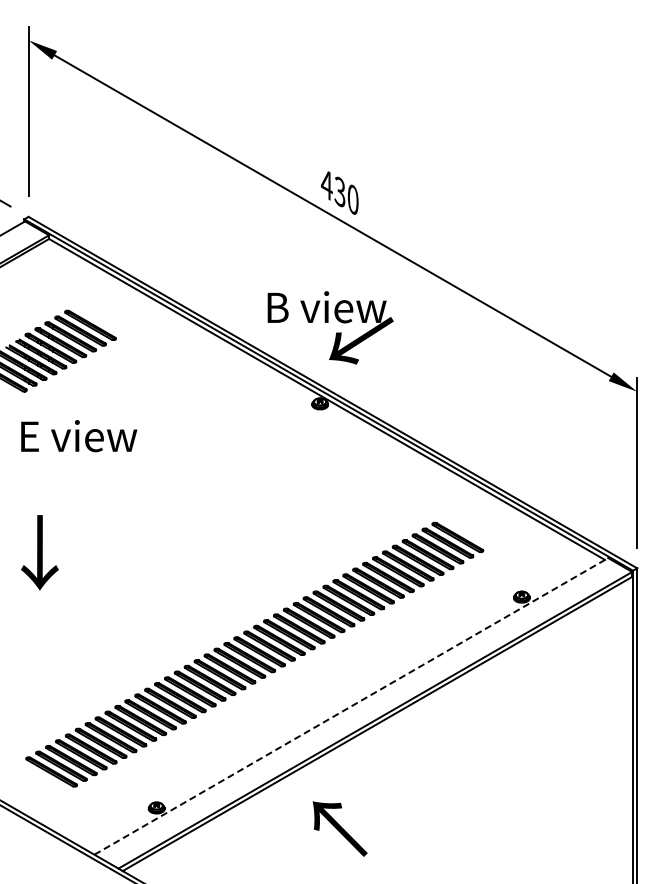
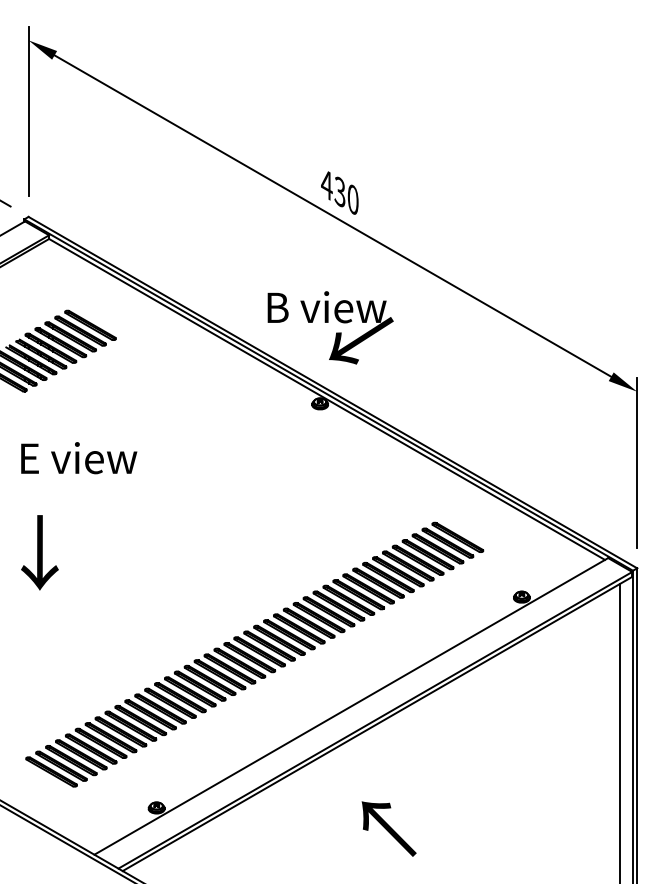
text position: (79, 436) -> (79, 458) (79, 458)
line: dashed -> solid (351, 706)
line: none -> present (620, 731)
text position: (339, 828) -> (388, 828) (388, 828)
